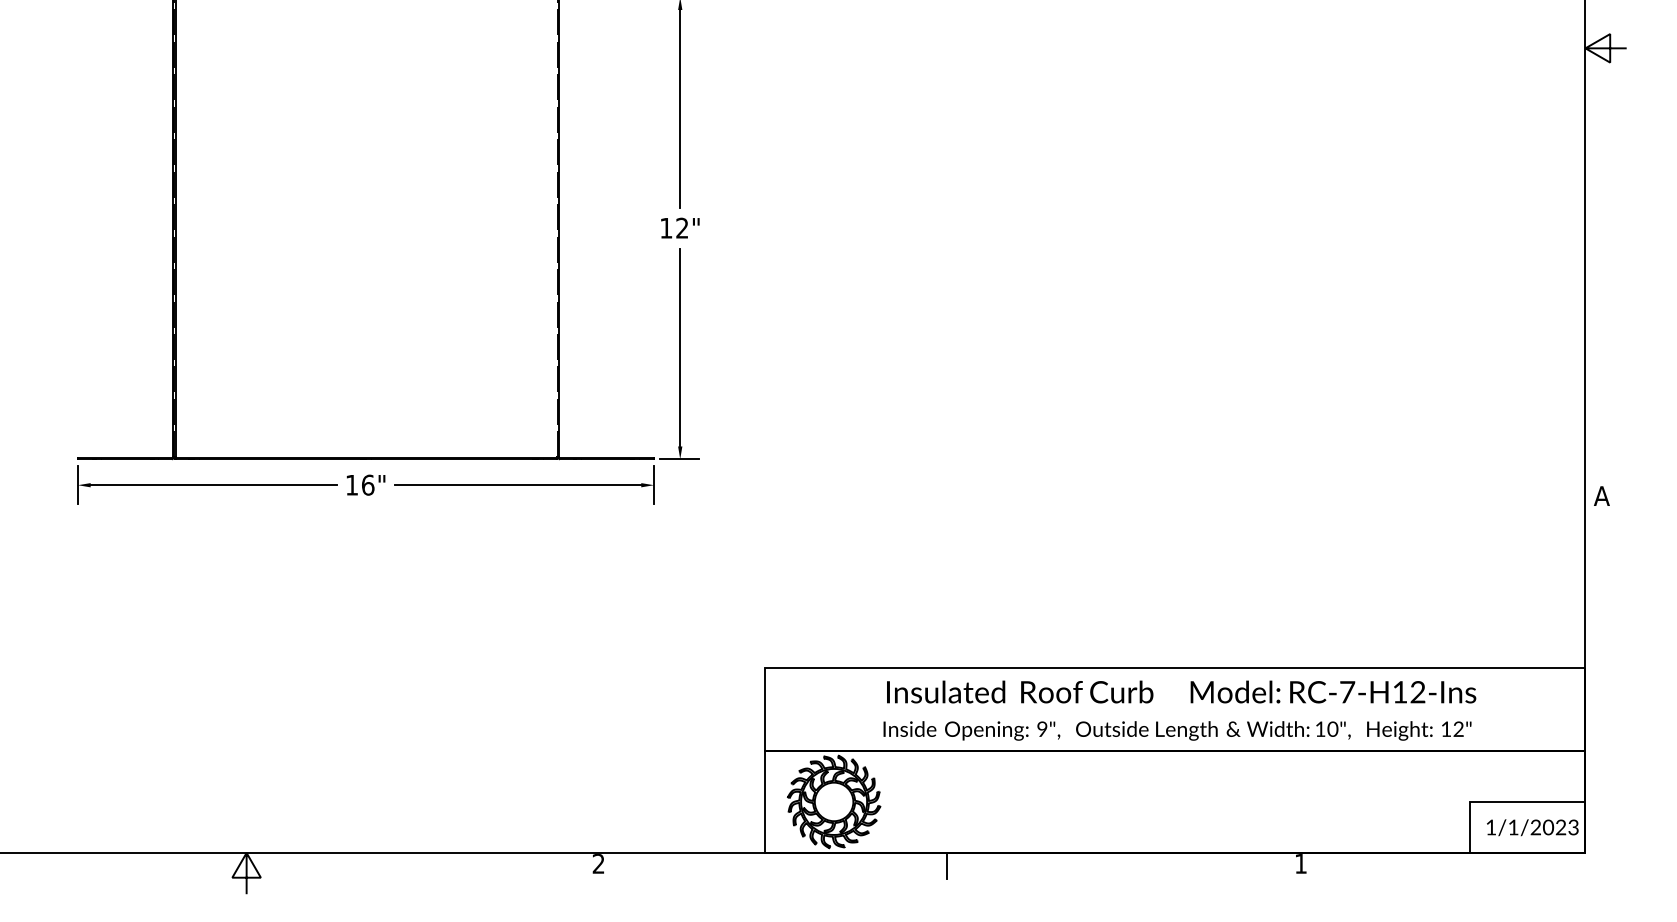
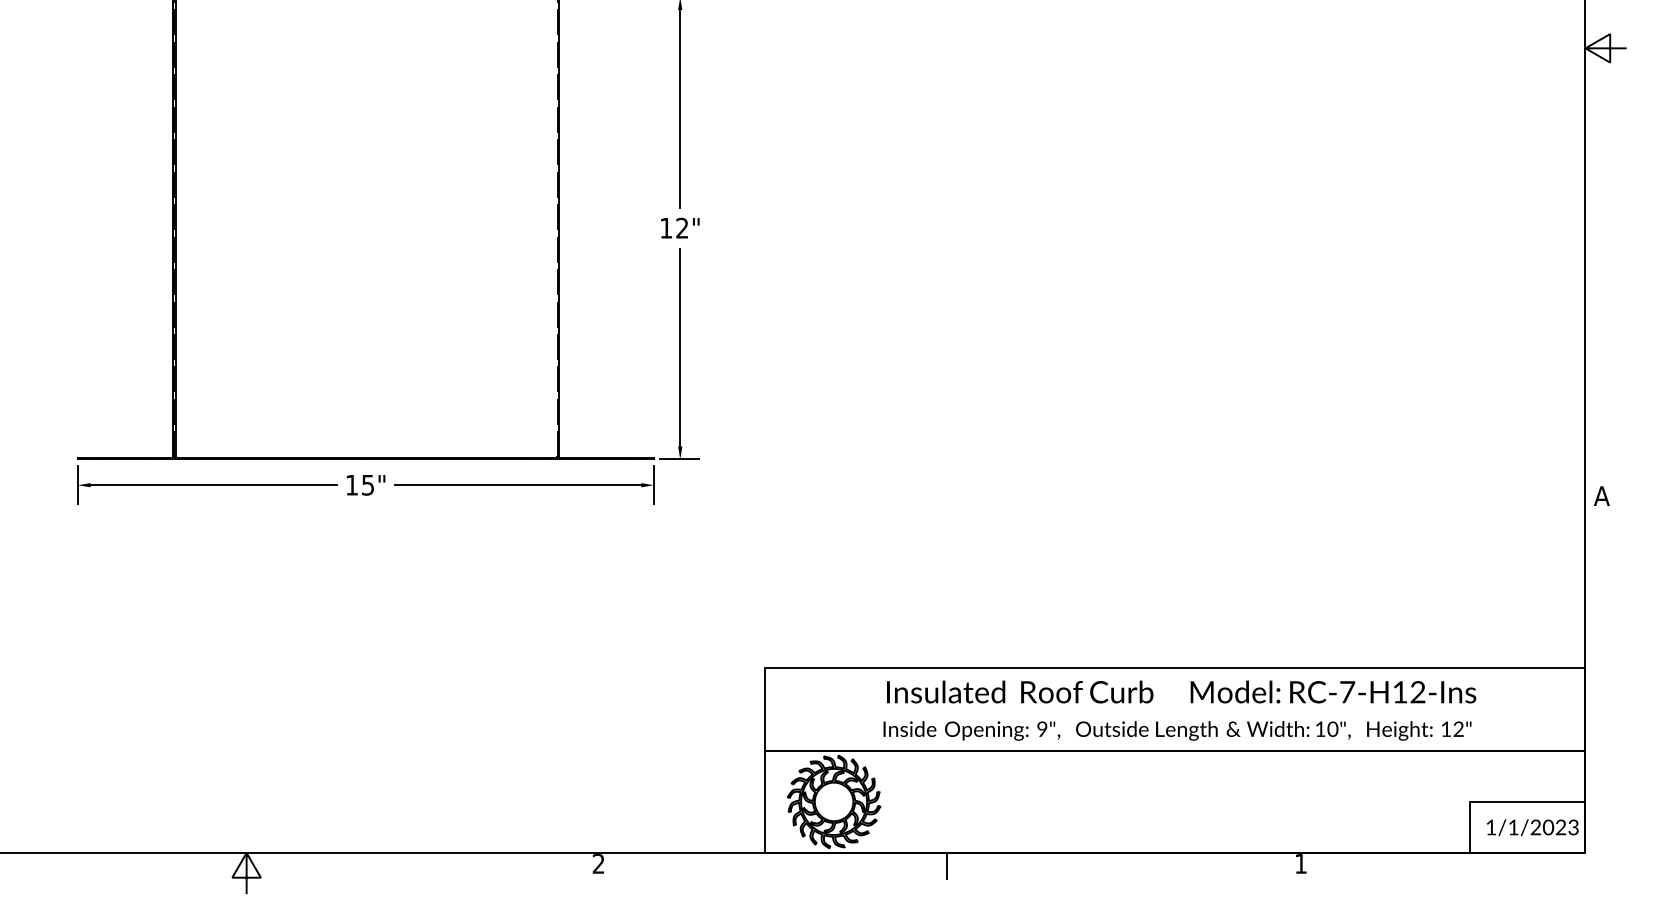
text: 16" -> 15" (368, 484)
